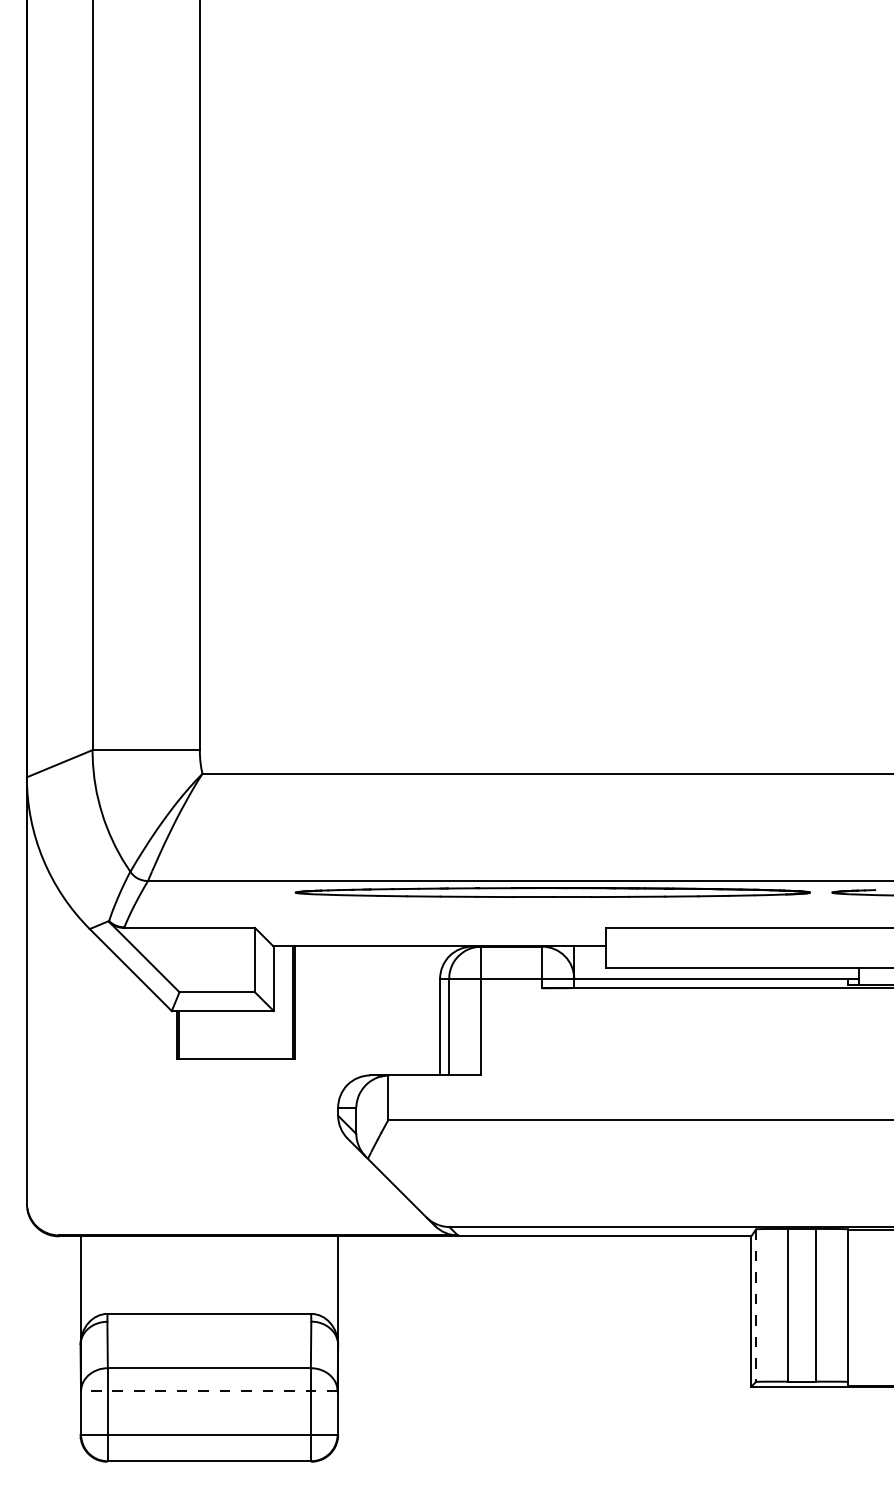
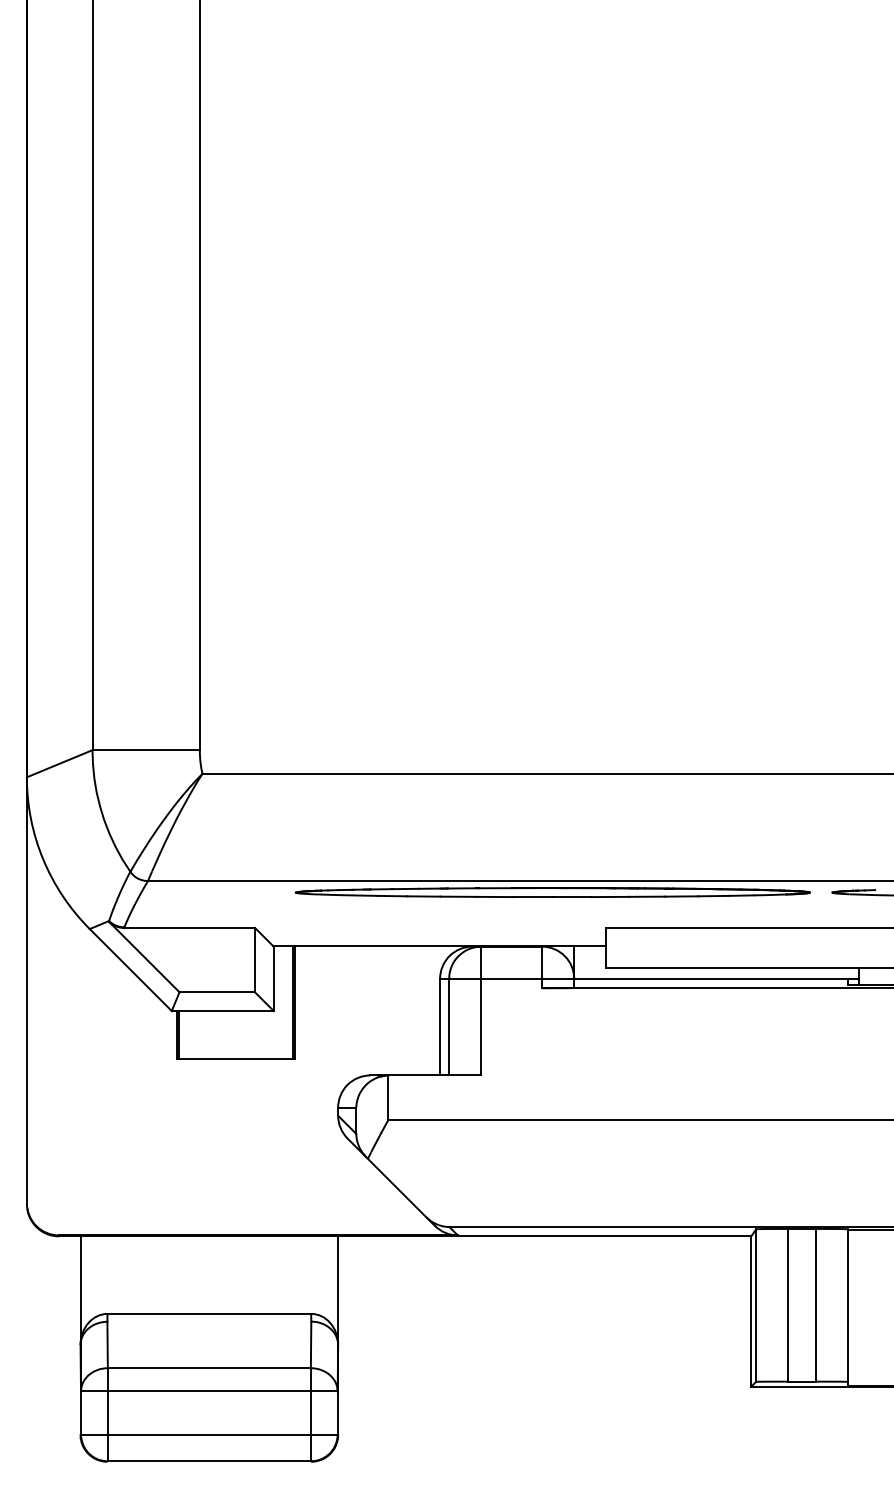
line: dashed -> solid (756, 1306)
line: dashed -> solid (208, 1391)
